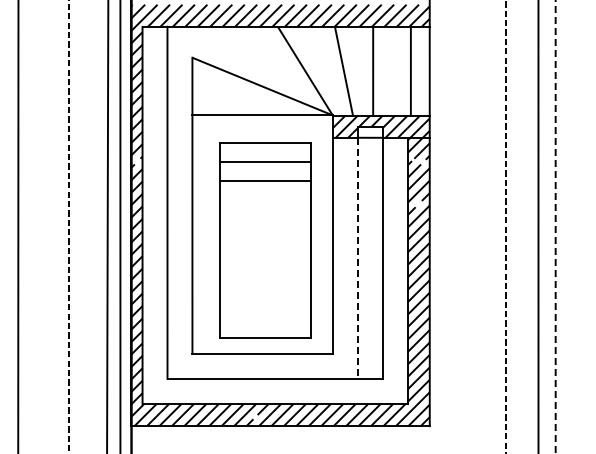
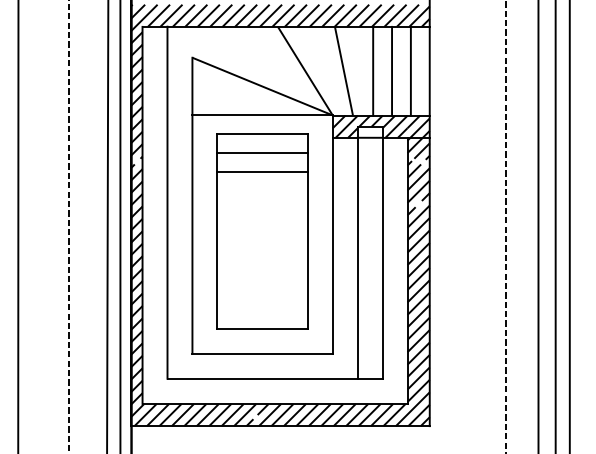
line: none -> present (392, 70)
line: dashed -> solid (555, 226)
line: none -> present (569, 226)
part position: (265, 240) -> (262, 231) (262, 231)
line: dashed -> solid (357, 258)
